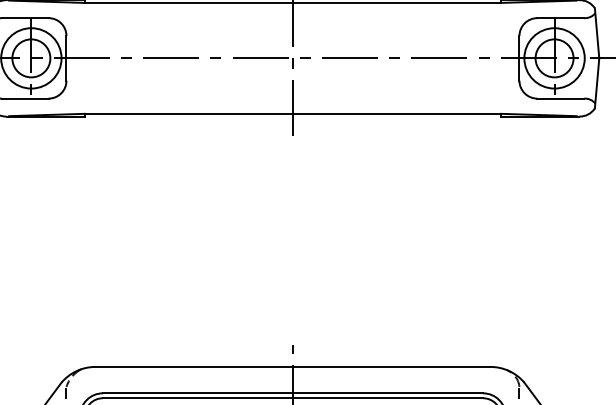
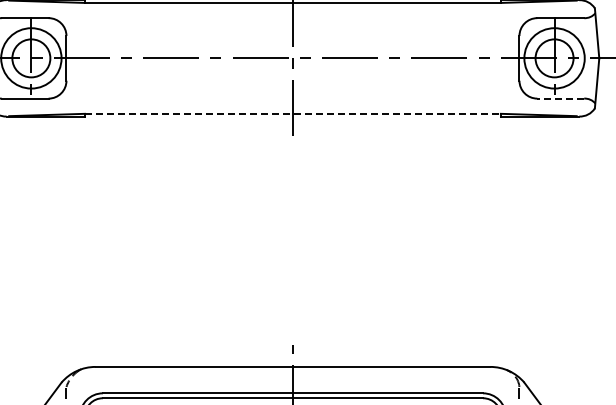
line: solid -> dashed (560, 98)
line: solid -> dashed (292, 113)
